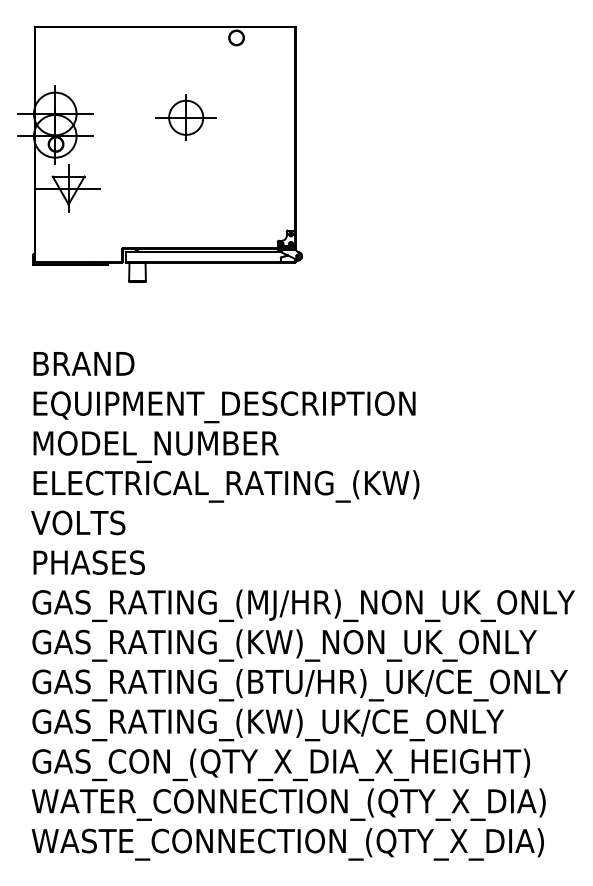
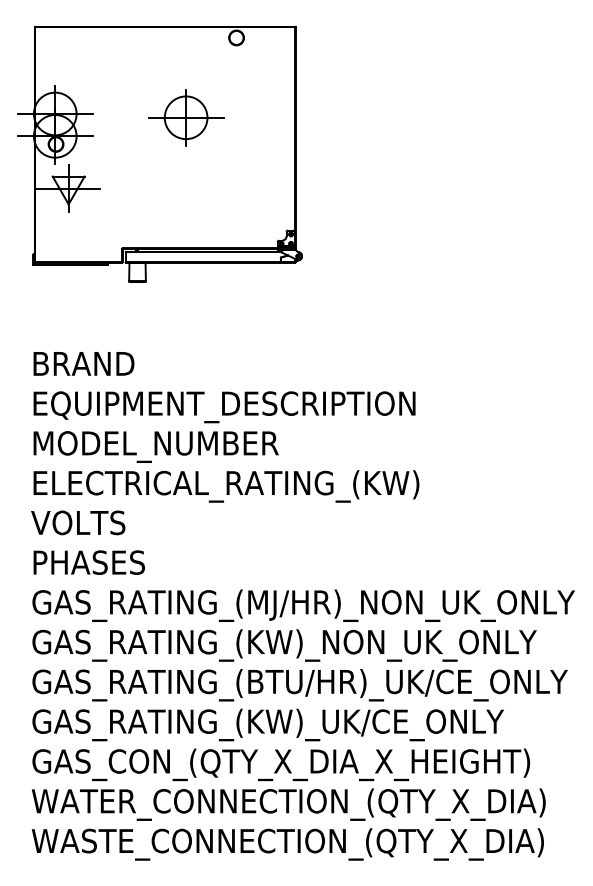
part size: 62x47 px -> 77x58 px (186, 117)
